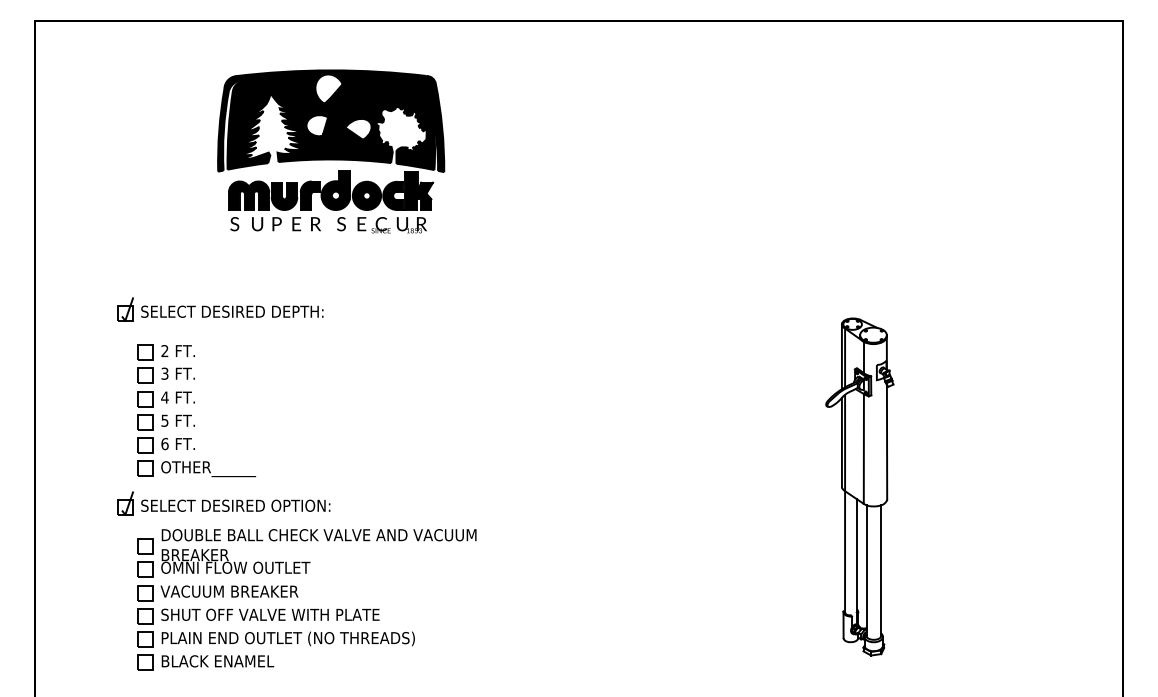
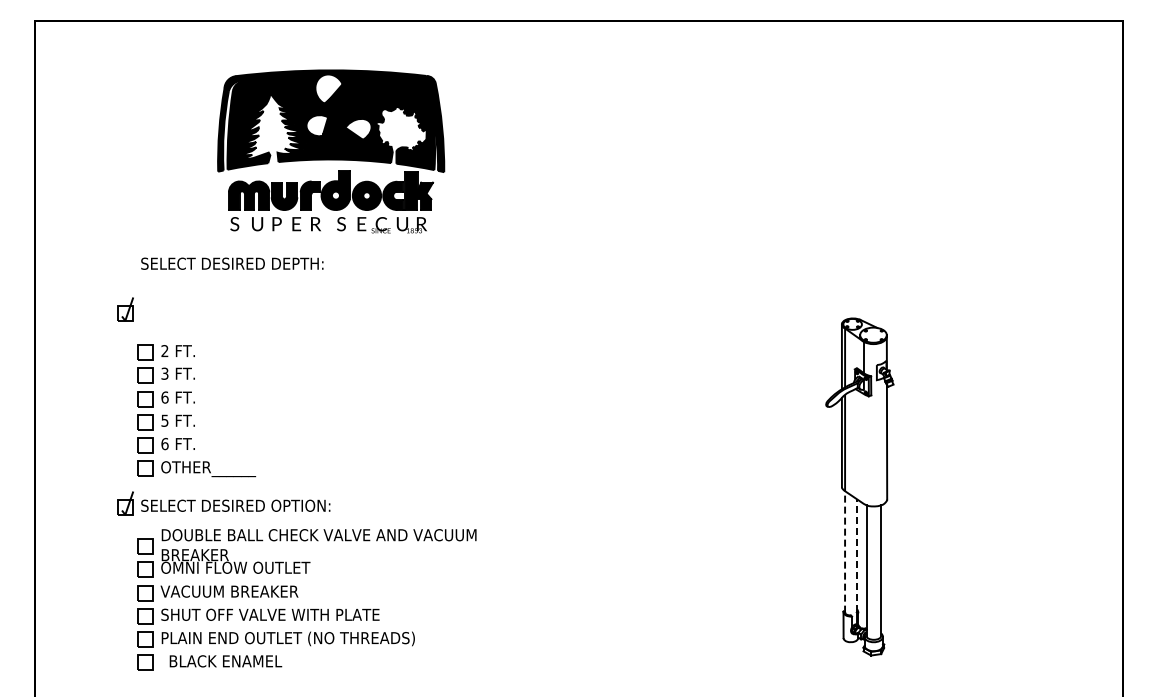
text position: (232, 311) -> (232, 263) (232, 263)
text: 4 -> 6 (164, 397)
line: present -> none (863, 448)
line: solid -> dashed (845, 551)
line: solid -> dashed (856, 555)
text position: (217, 661) -> (225, 661) (225, 661)
